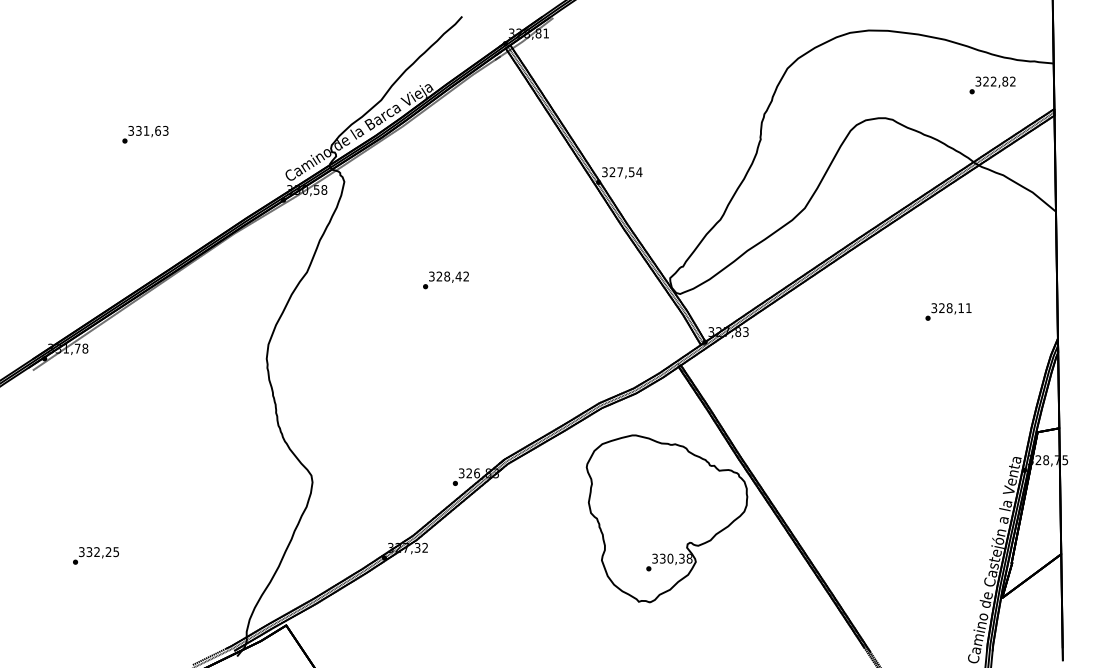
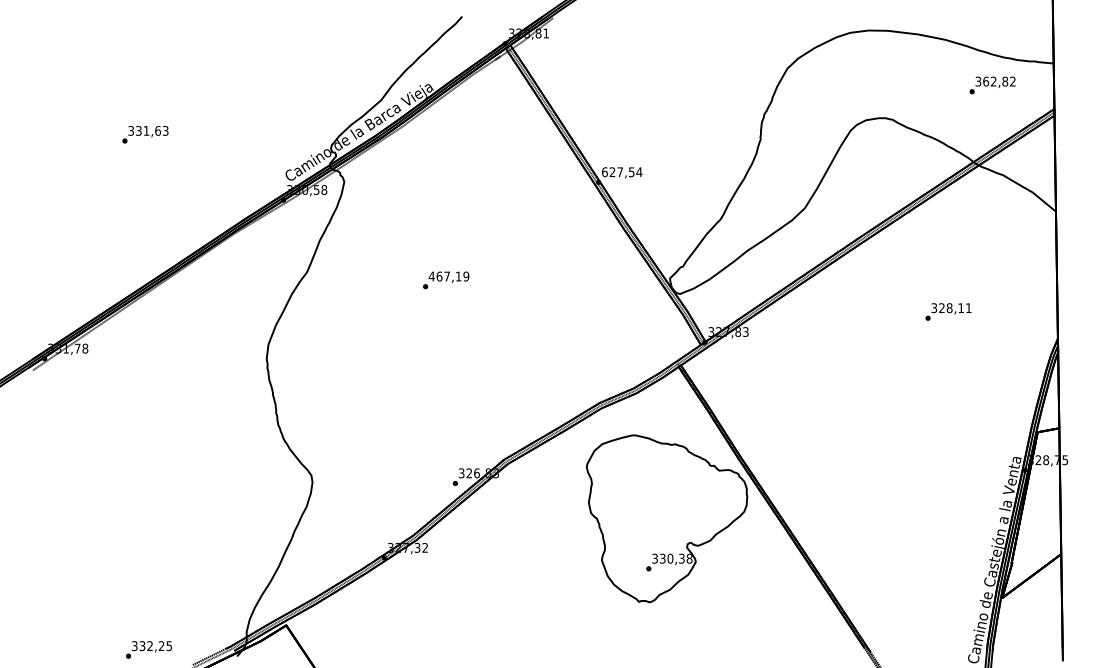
text: 322,82 -> 362,82 (986, 81)
text: 327,54 -> 627,54 (604, 172)
text: 328,42 -> 467,19 (448, 276)
text position: (95, 555) -> (148, 649) (148, 649)
